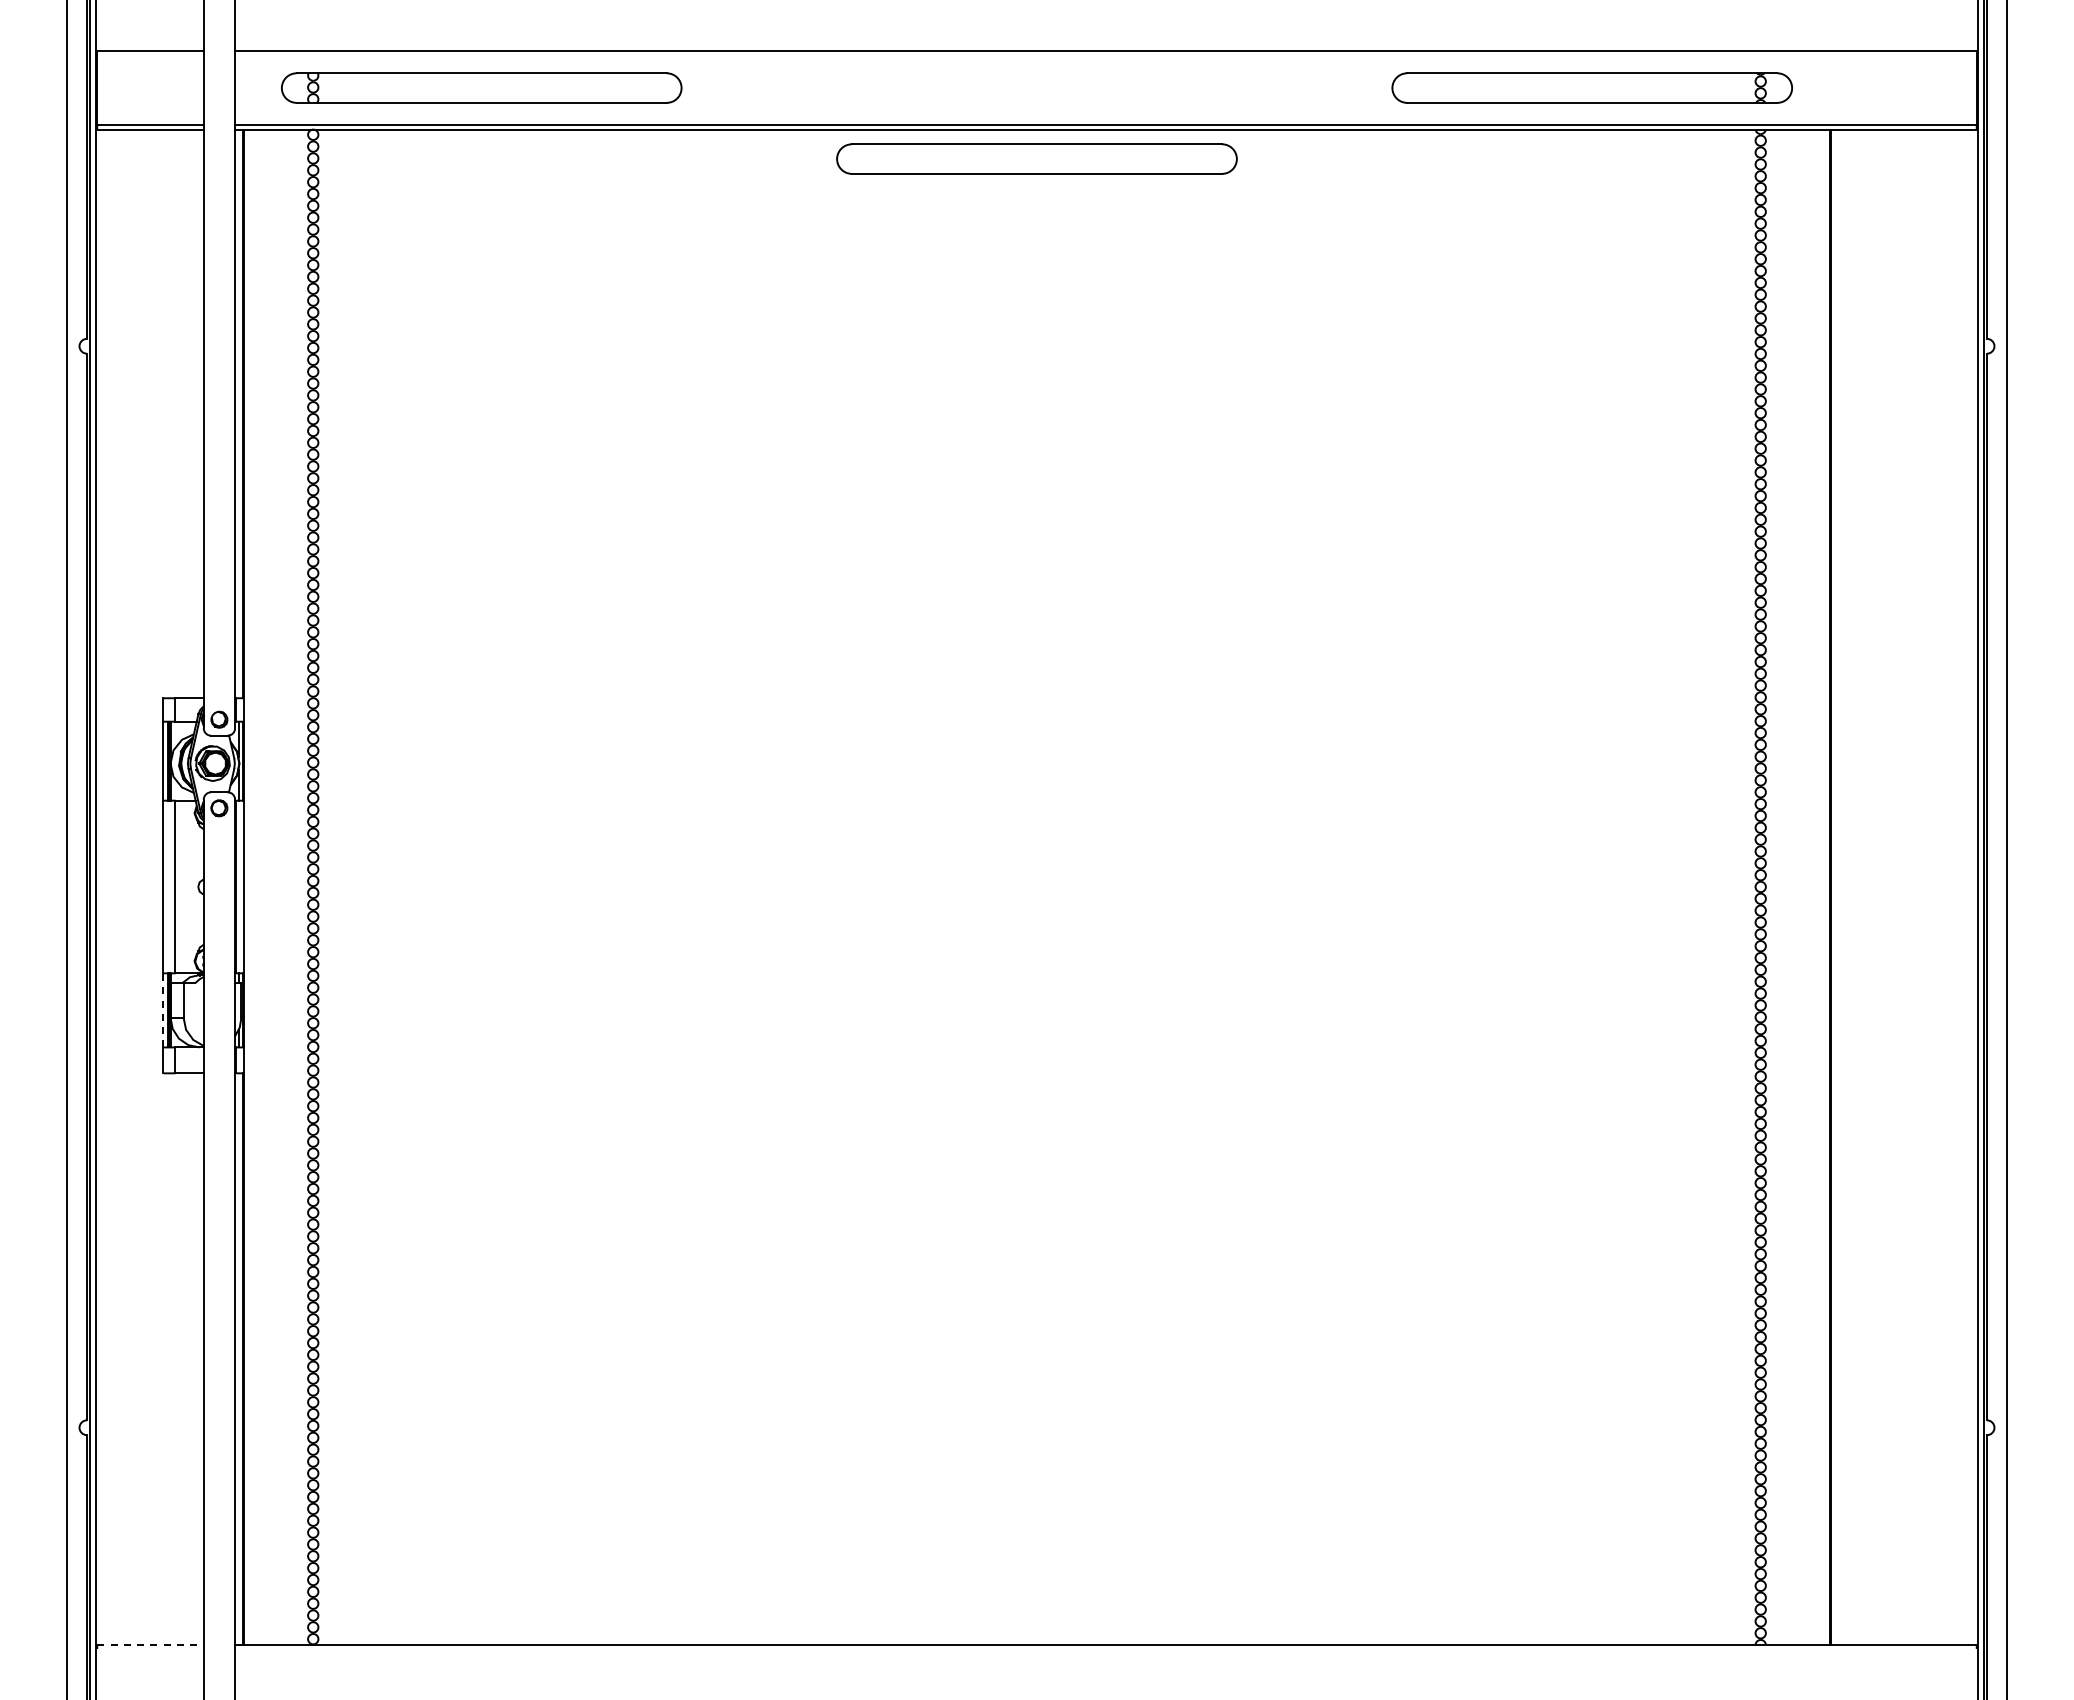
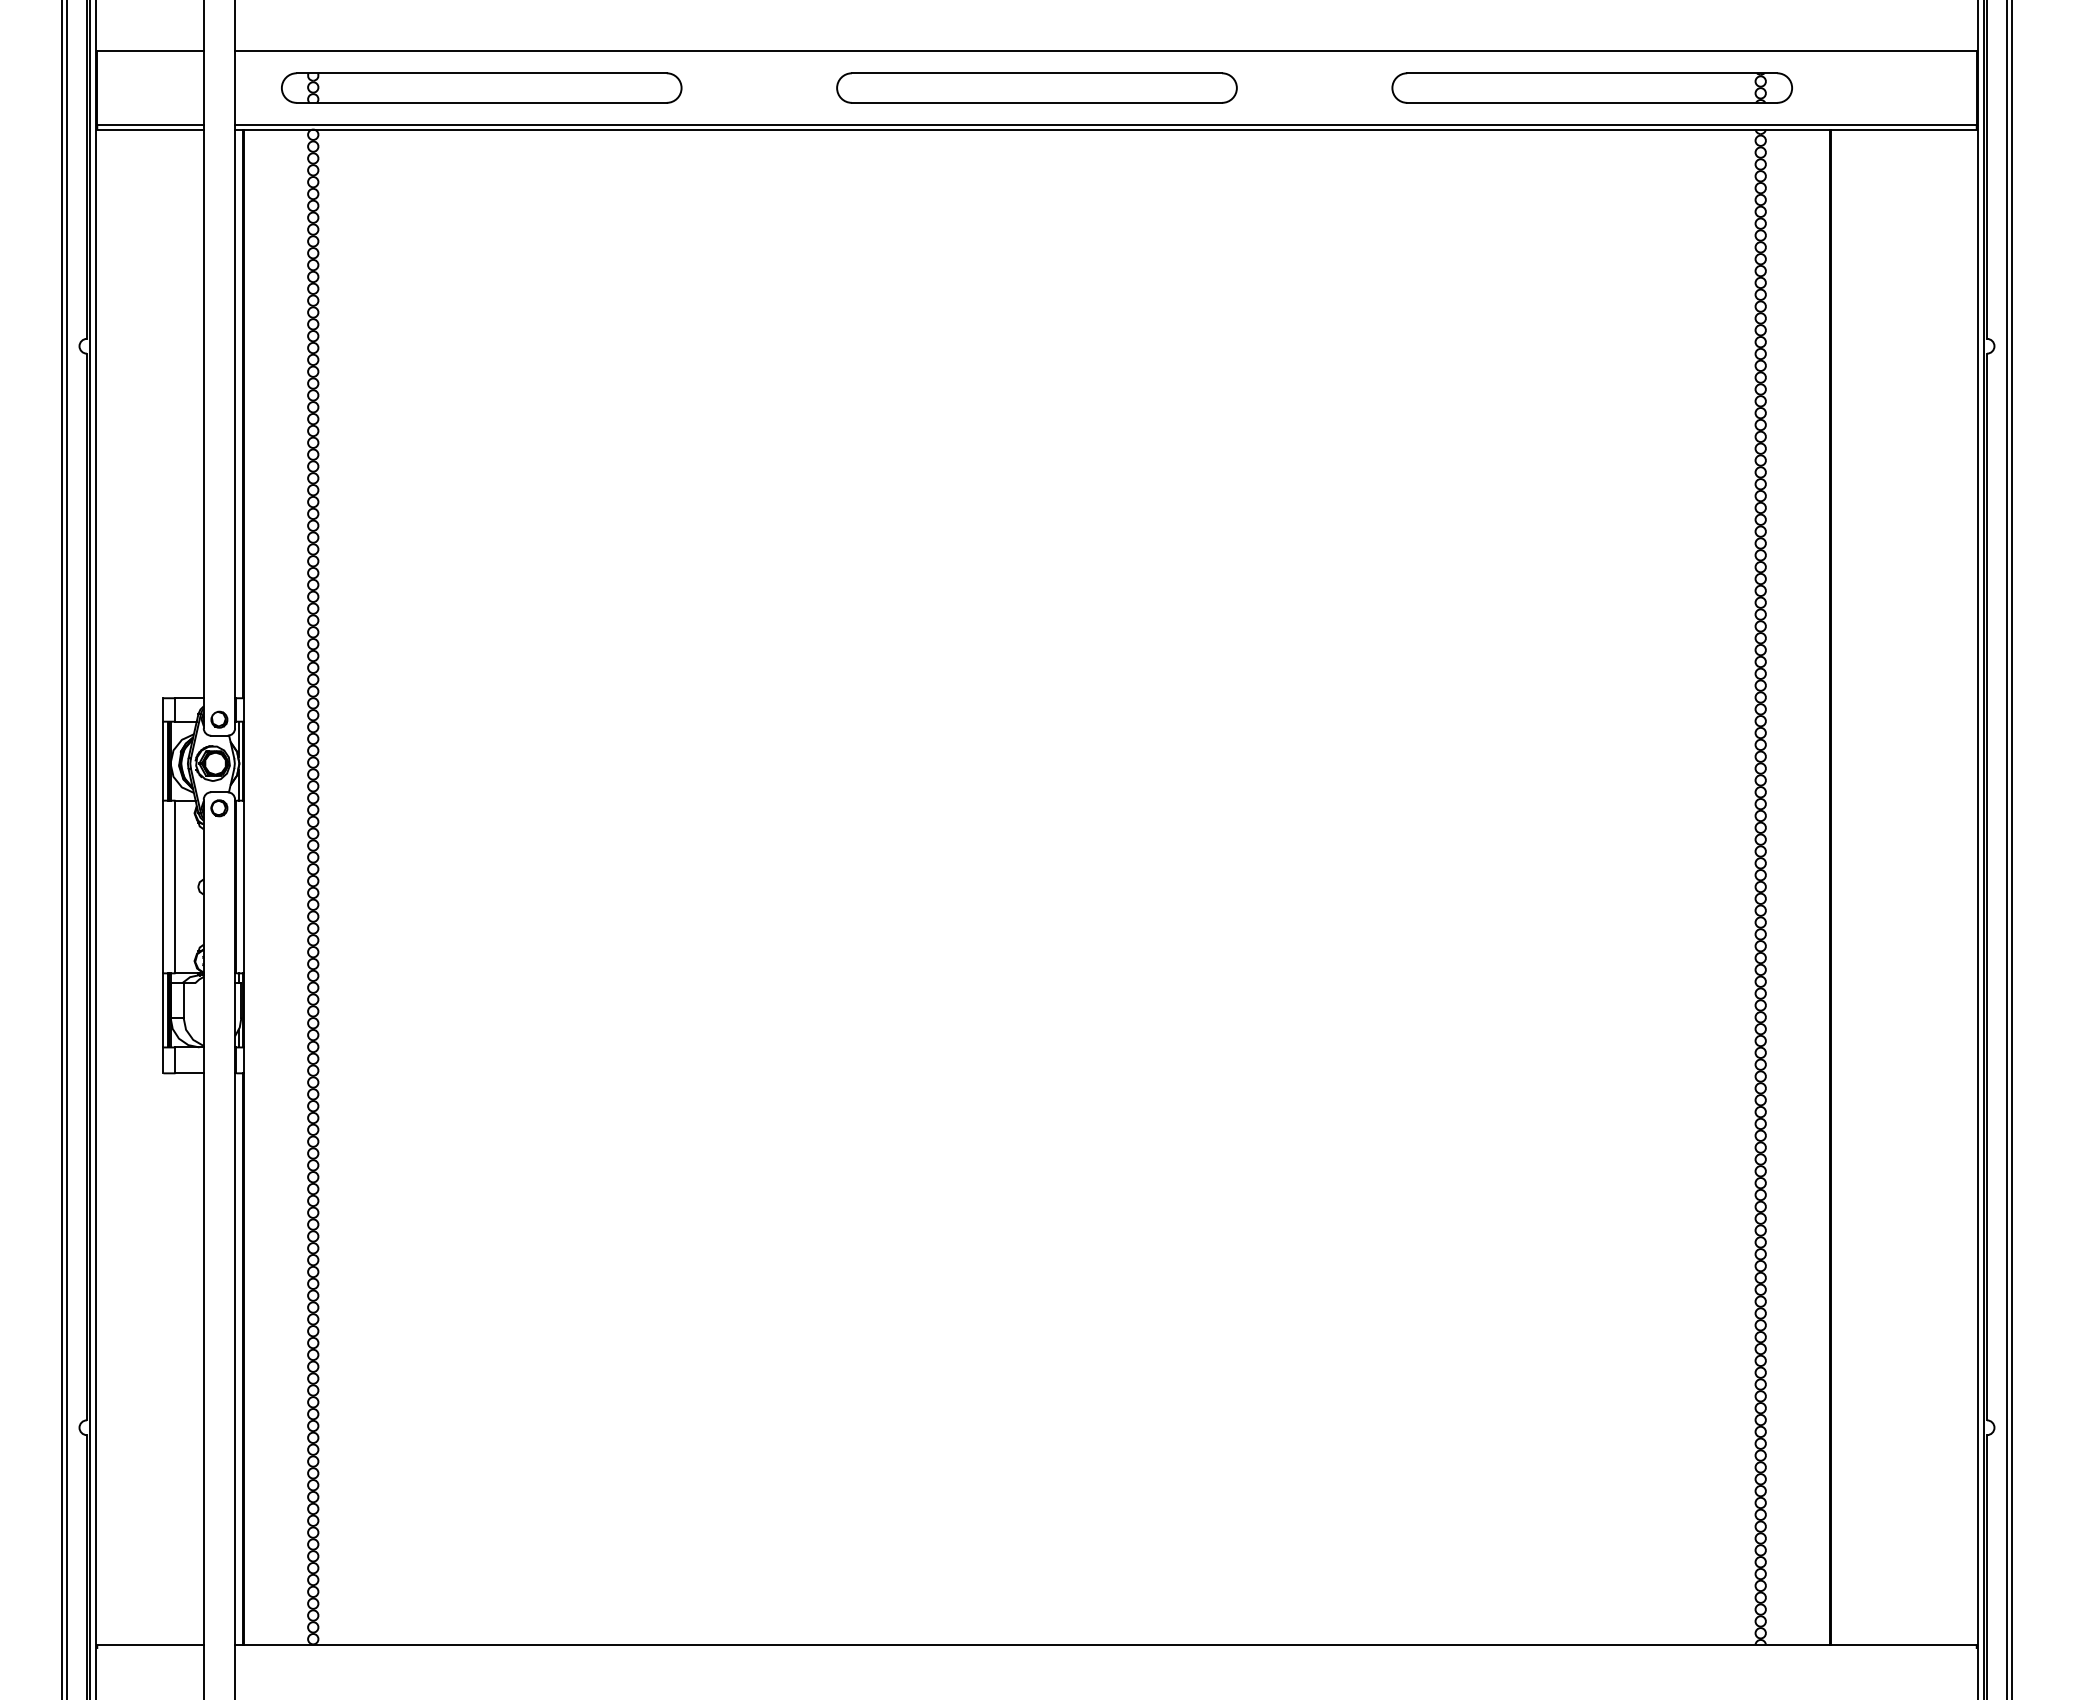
part position: (1036, 158) -> (1036, 87) (1036, 87)
line: none -> present (62, 849)
line: none -> present (2011, 849)
line: dashed -> solid (163, 1009)
line: dashed -> solid (151, 1644)
